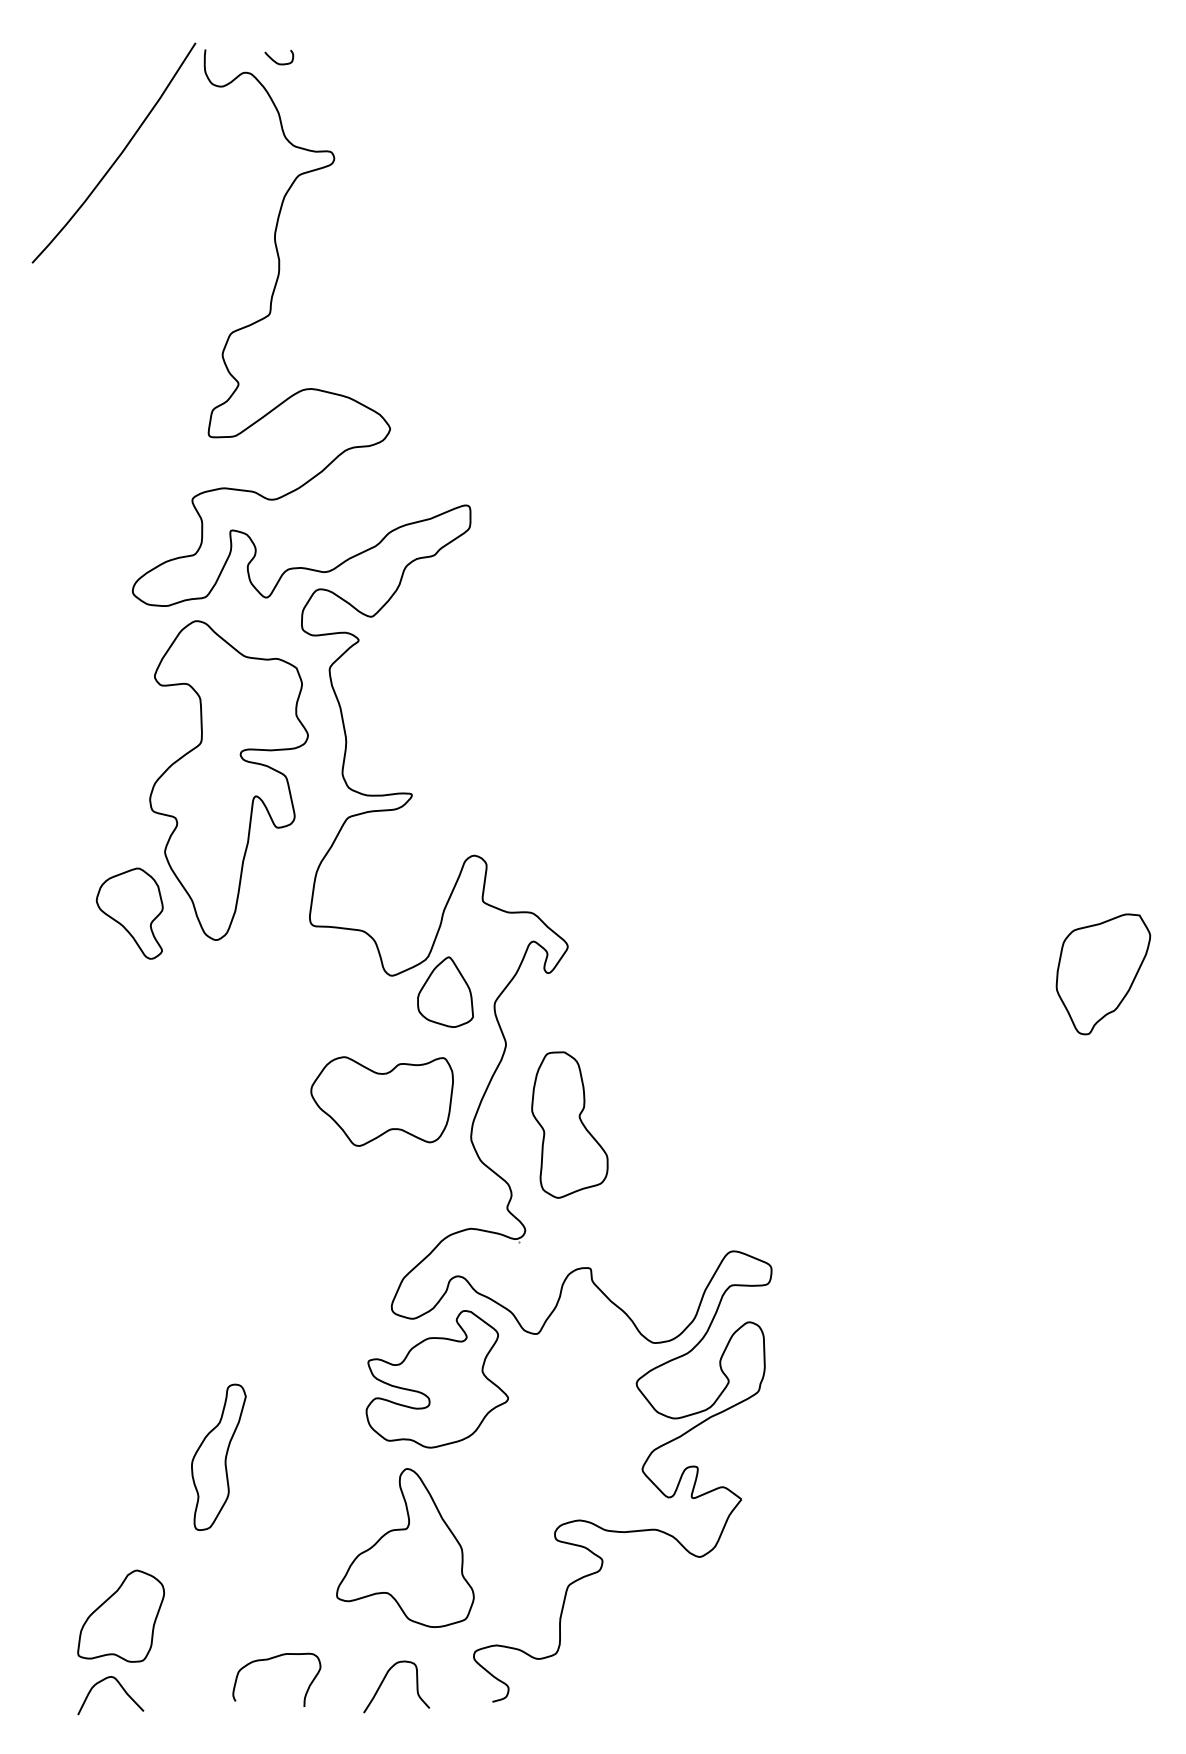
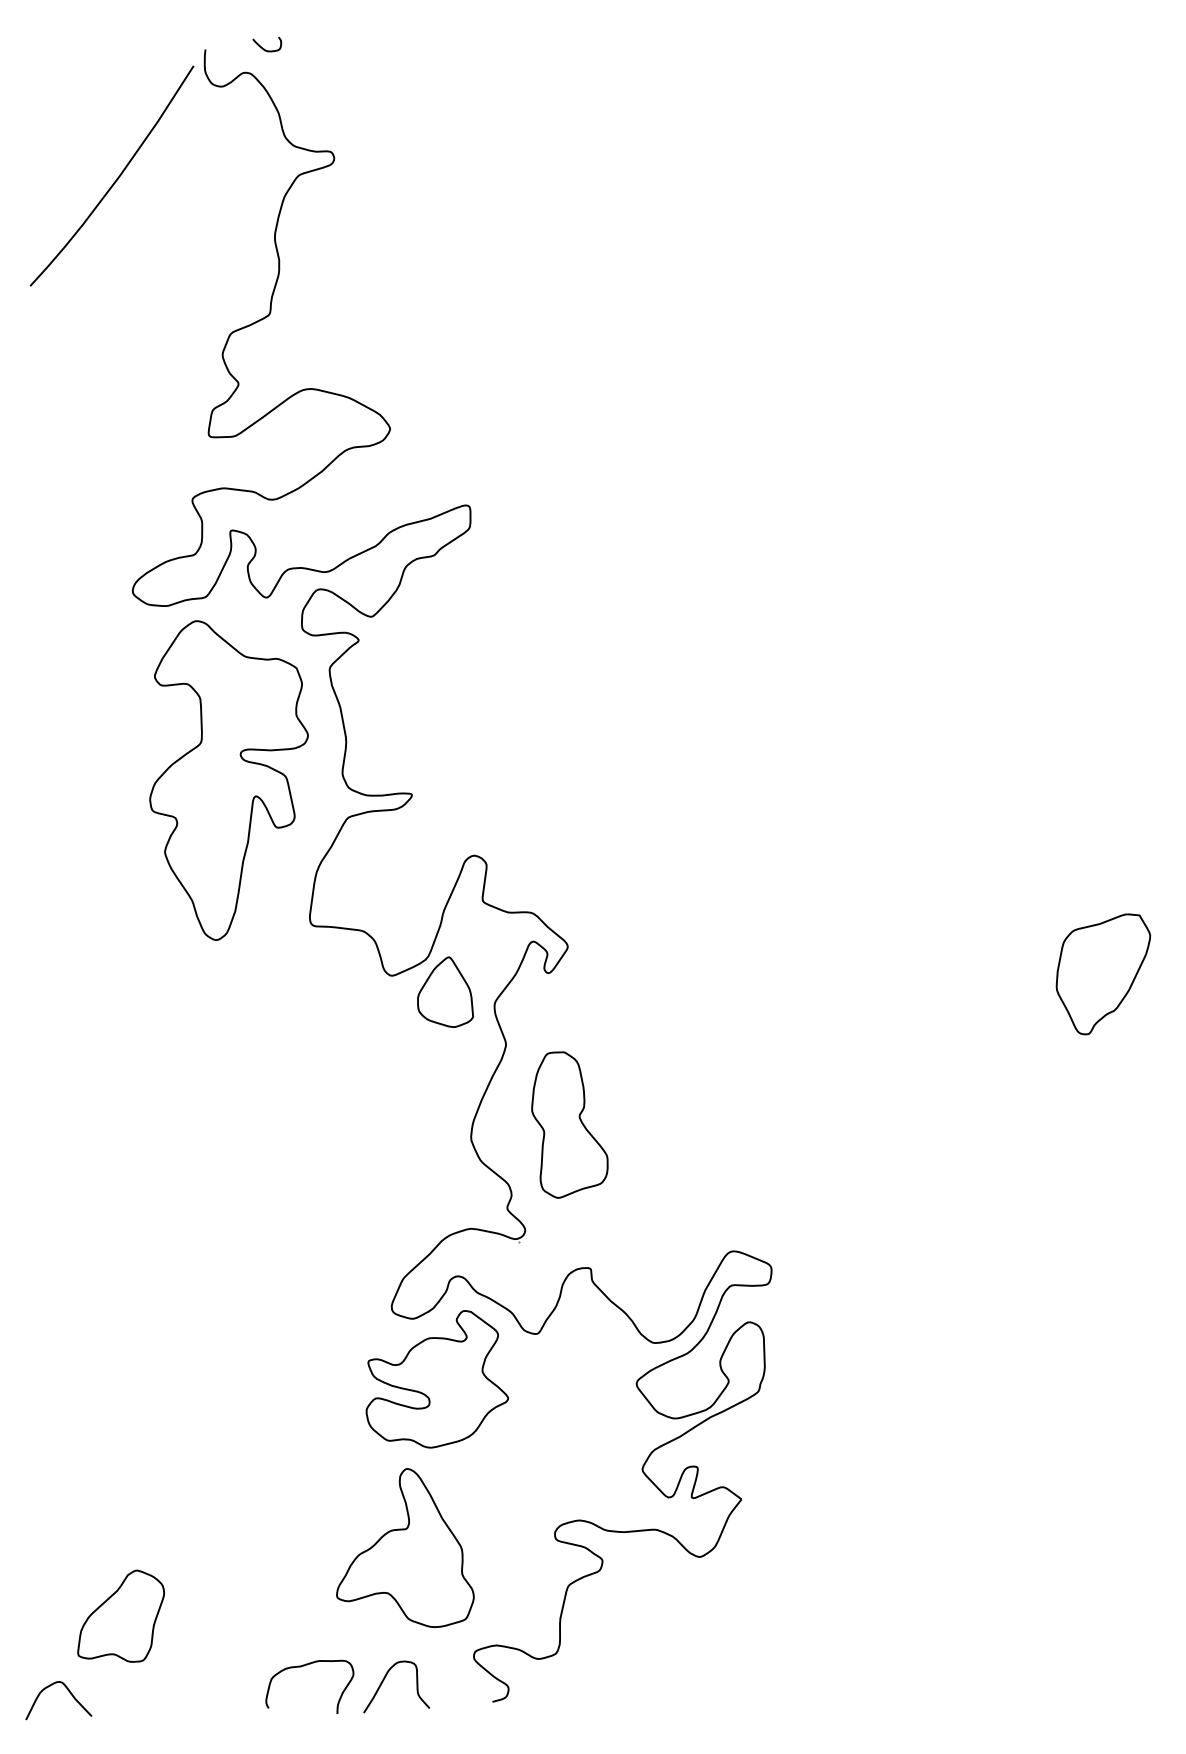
curve position: (276, 61) -> (264, 48) (264, 48)
curve position: (118, 155) -> (116, 178) (116, 178)
part: present -> none (129, 913)
part: present -> none (381, 1101)
part: present -> none (218, 1456)
curve position: (271, 1659) -> (304, 1666) (304, 1666)
curve position: (122, 1689) -> (70, 1694) (70, 1694)
